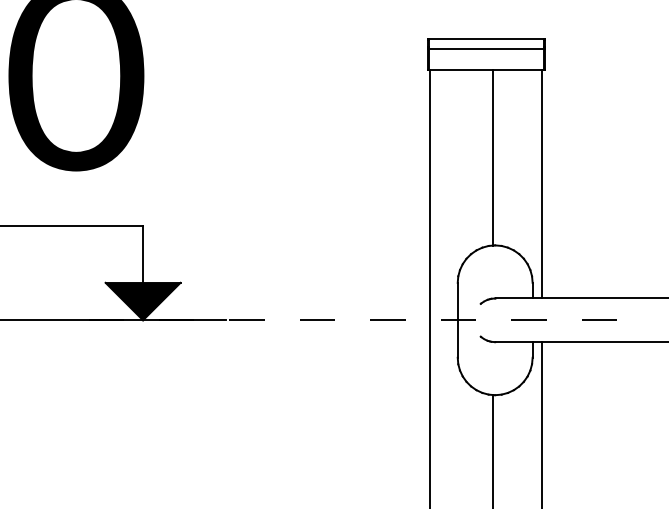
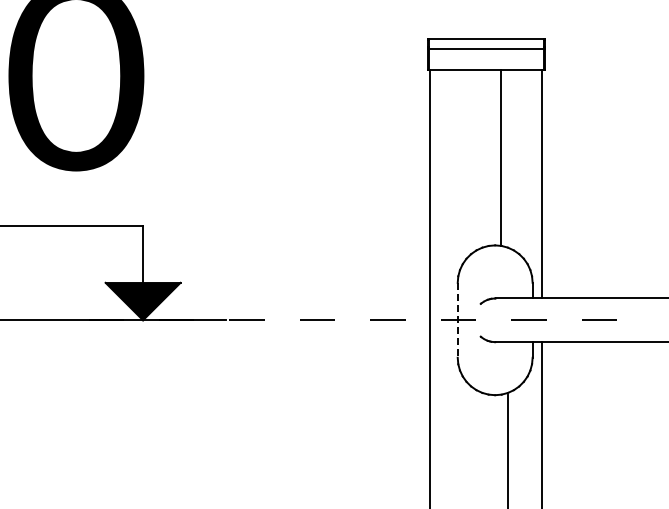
line position: (492, 157) -> (500, 157) (500, 157)
line: solid -> dashed (457, 320)
line position: (492, 449) -> (507, 449) (507, 449)
